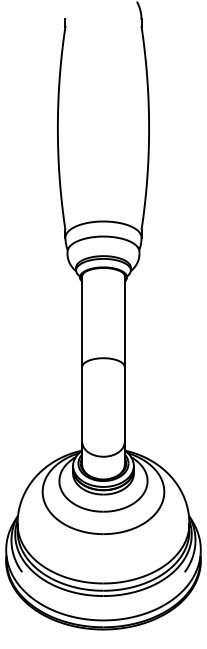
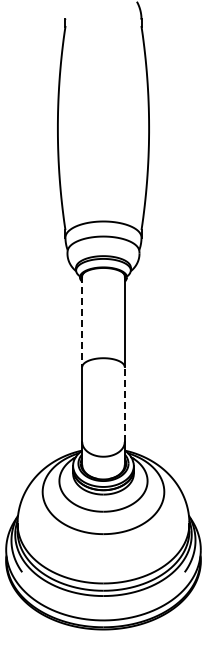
line: solid -> dashed (82, 321)
line: solid -> dashed (124, 404)
